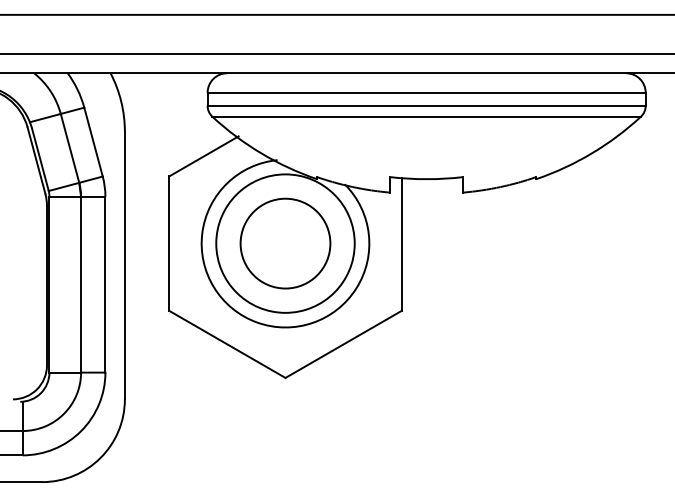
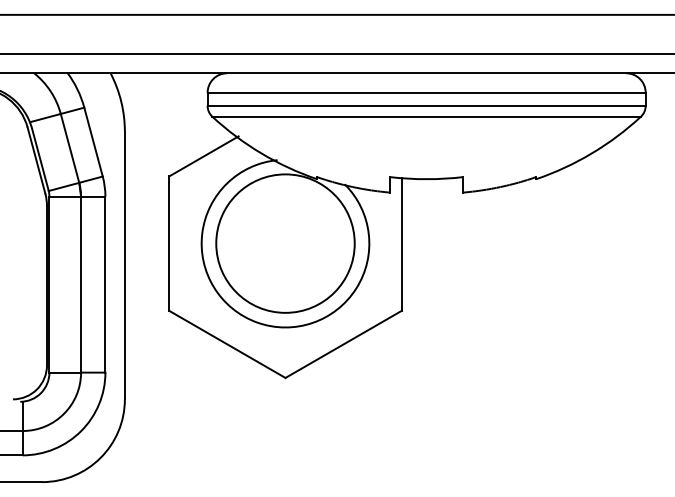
circle: present -> none (285, 243)
